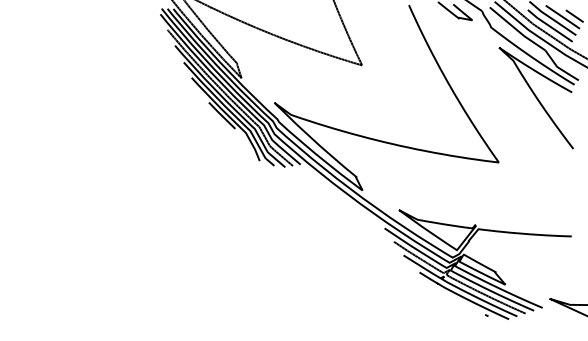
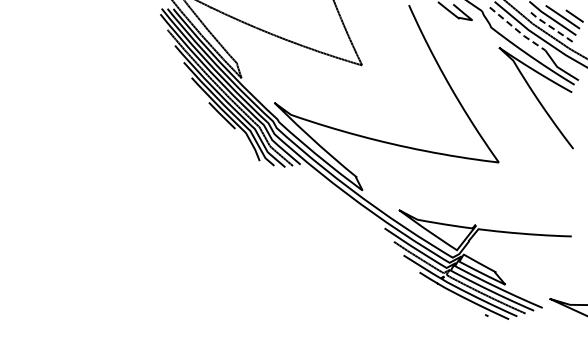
line: solid -> dashed (549, 26)
line: solid -> dashed (517, 30)
